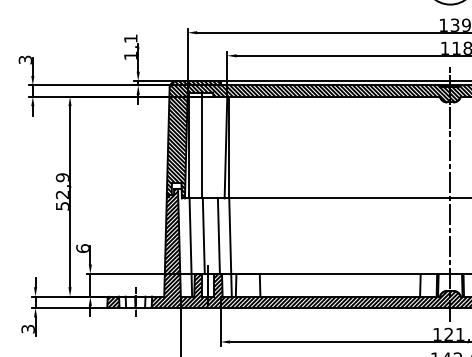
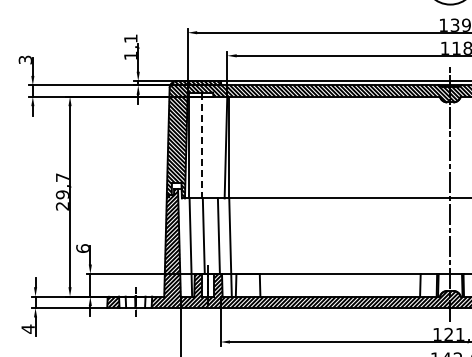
line: solid -> dashed (202, 145)
text: 52,9 -> 29,7 (61, 191)
text: 3 -> 4 (27, 328)
